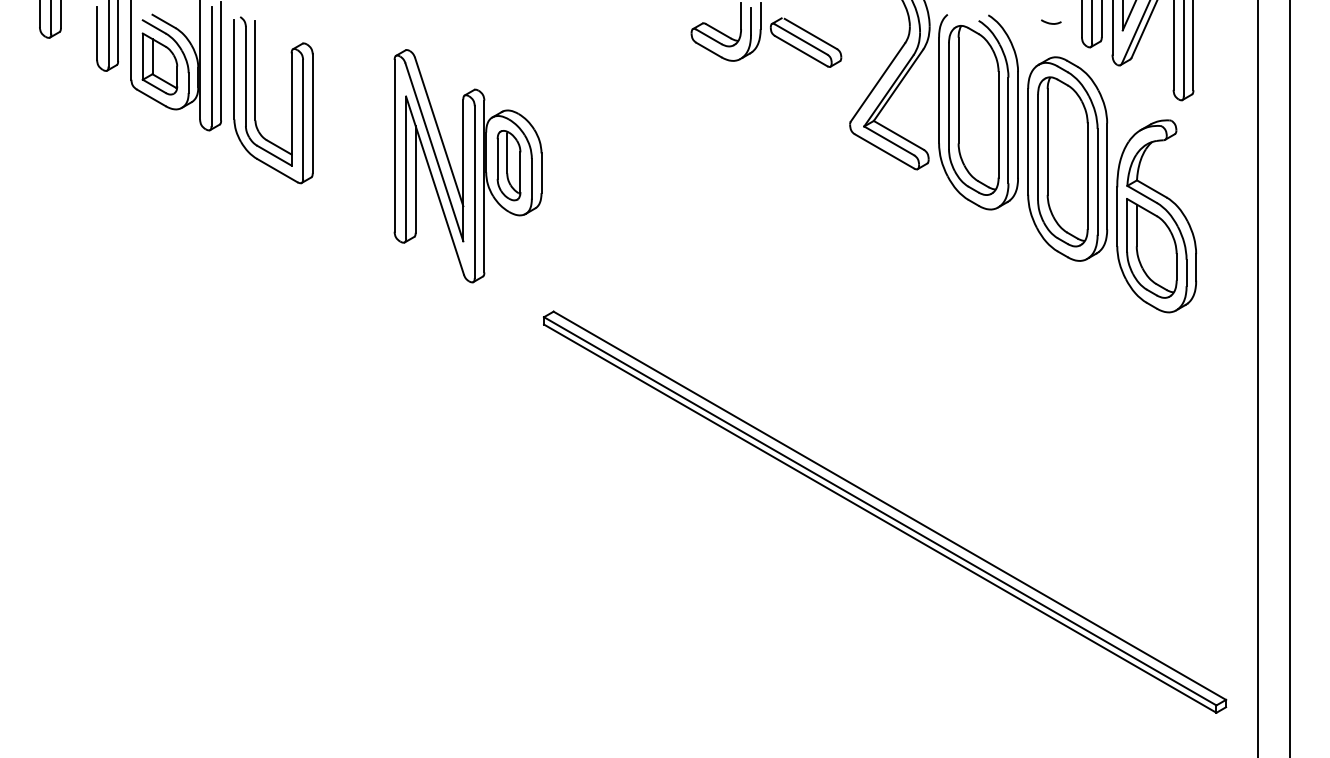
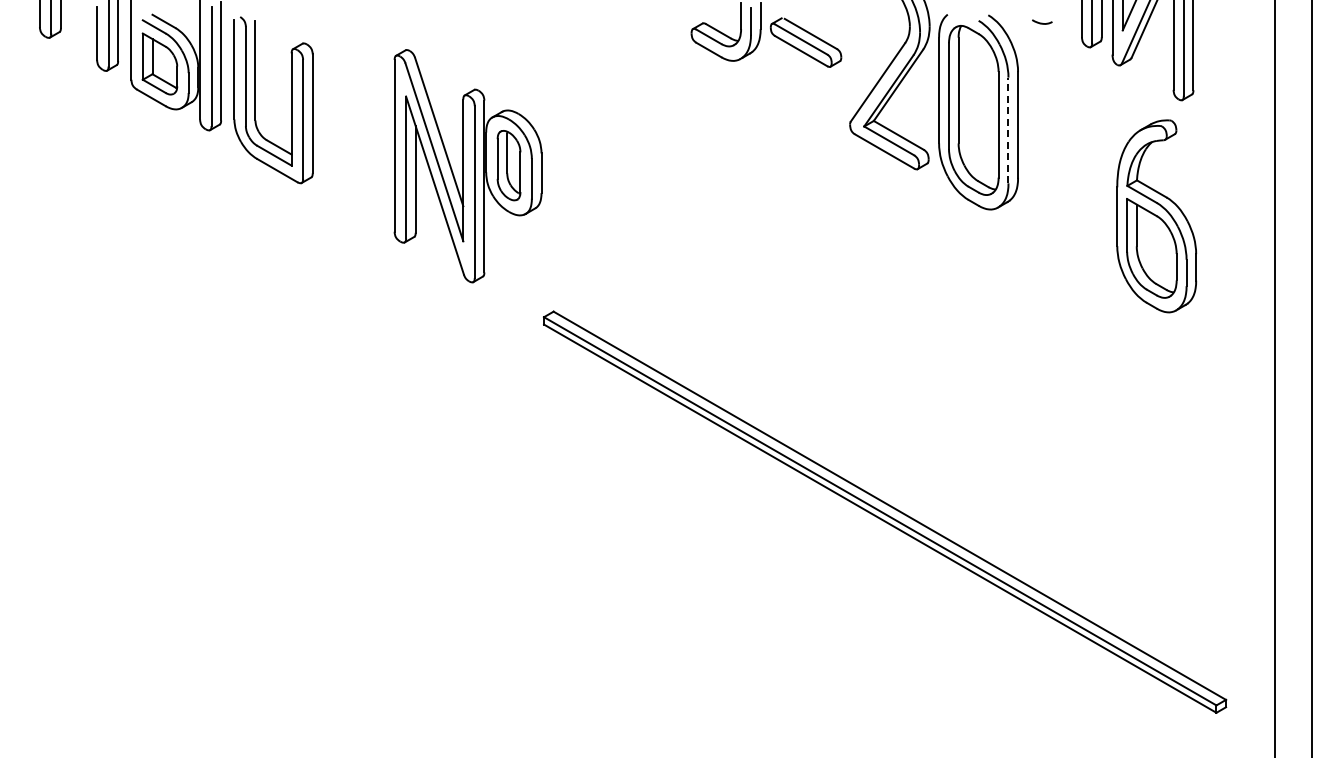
curve position: (1051, 22) -> (1042, 22) (1042, 22)
line: solid -> dashed (1008, 130)
part: present -> none (1067, 158)
line position: (1258, 378) -> (1275, 378) (1275, 378)
line position: (1290, 378) -> (1312, 378) (1312, 378)
